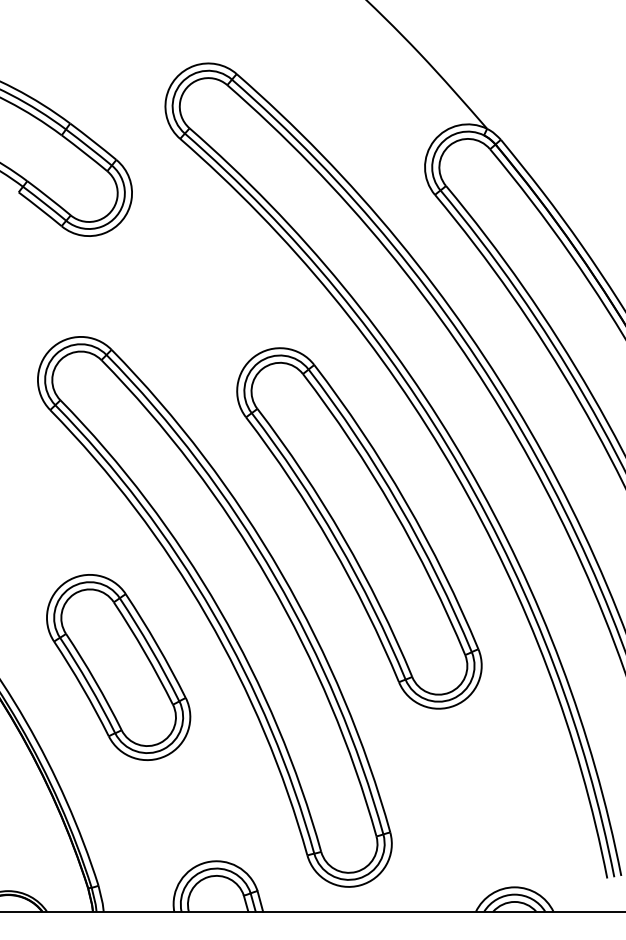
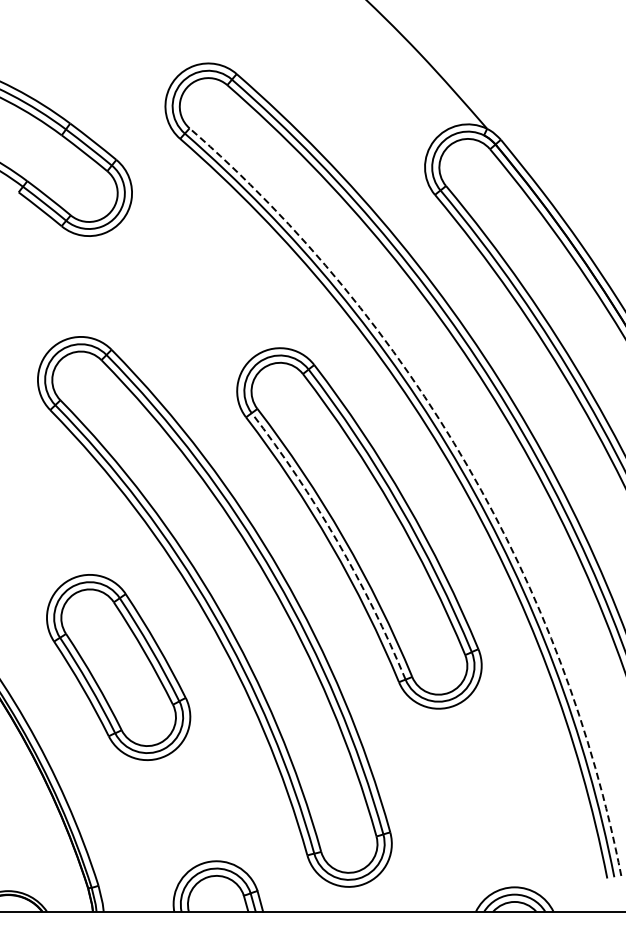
arc: solid -> dashed (467, 466)
arc: solid -> dashed (337, 541)
